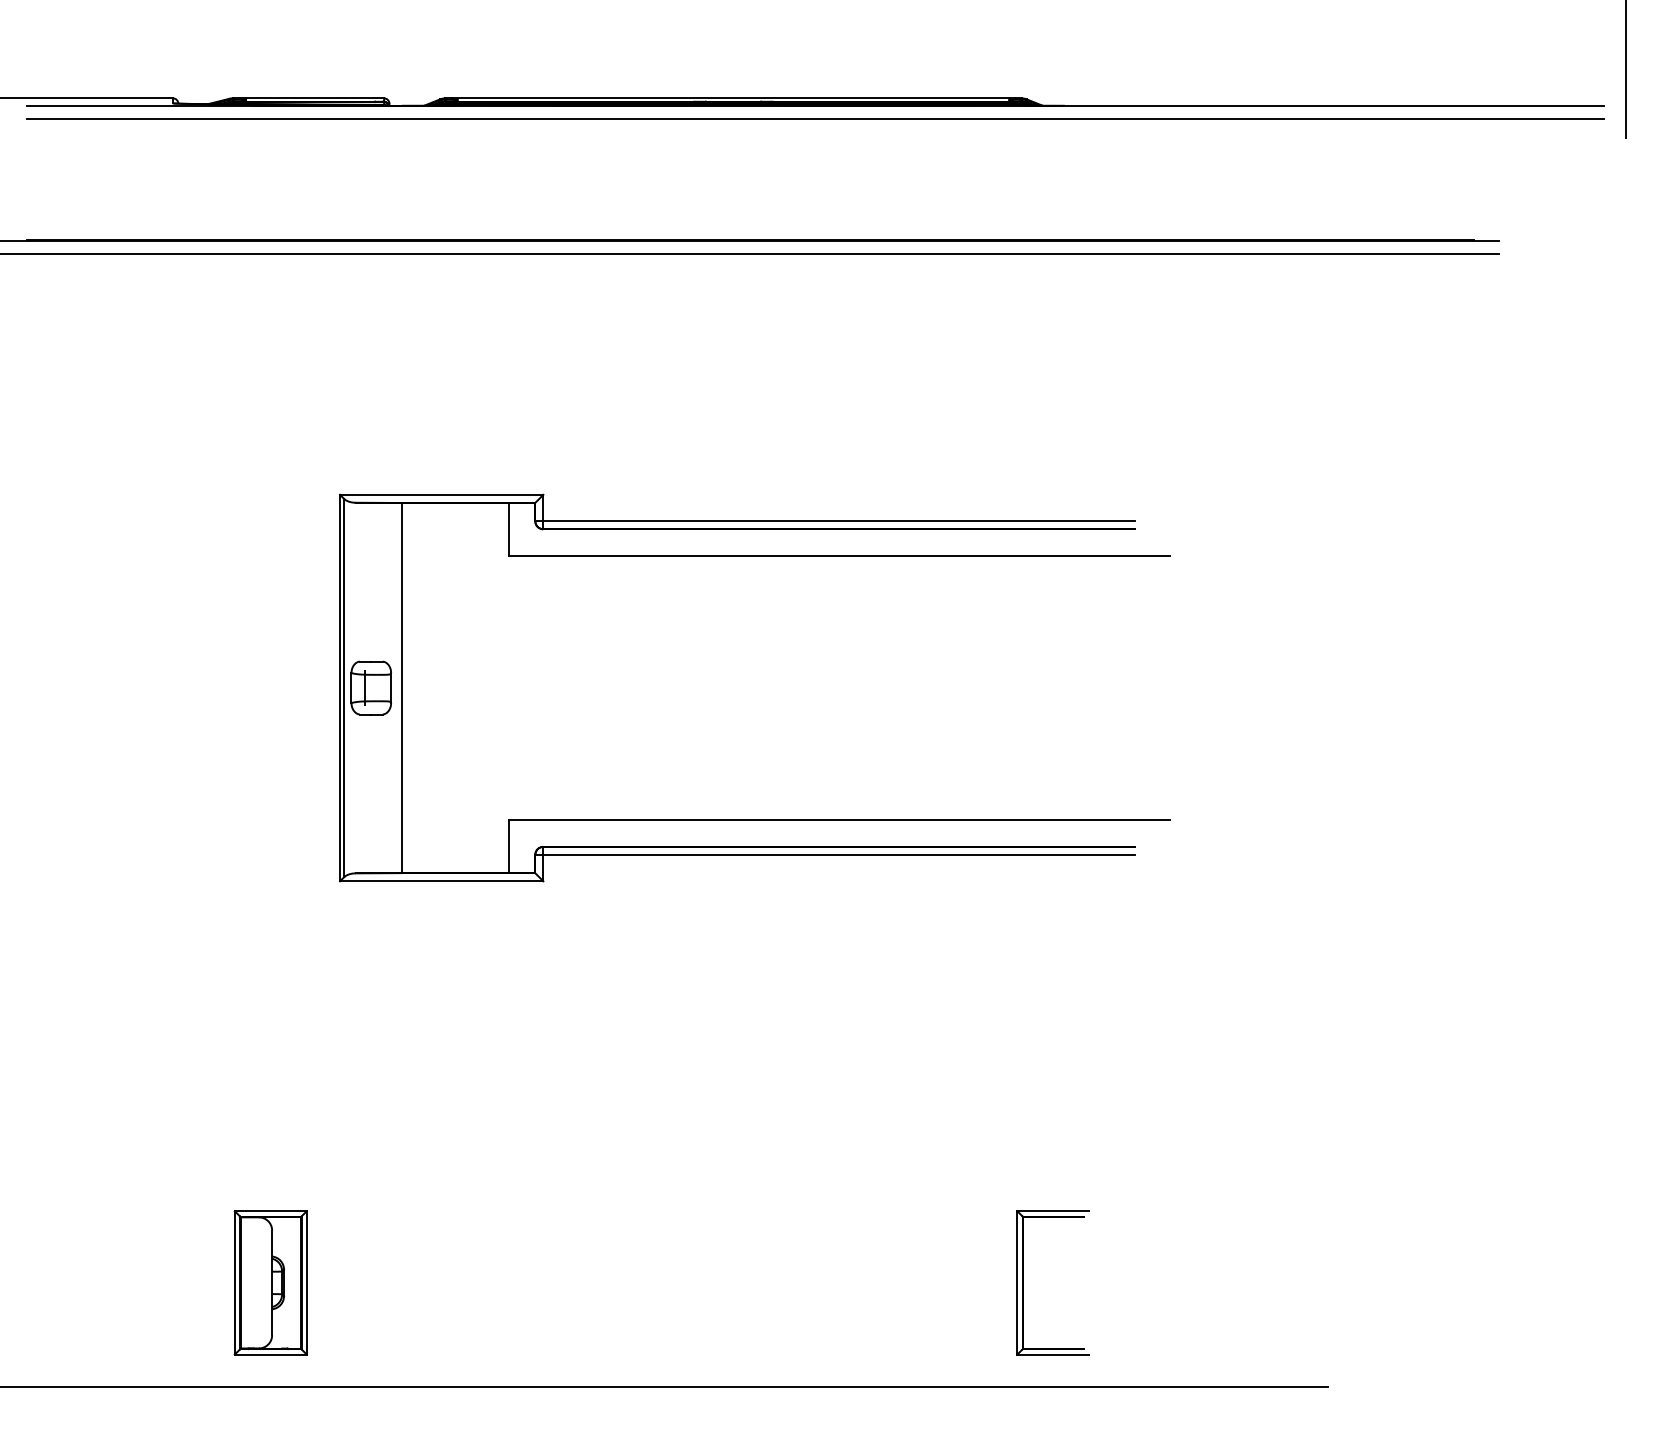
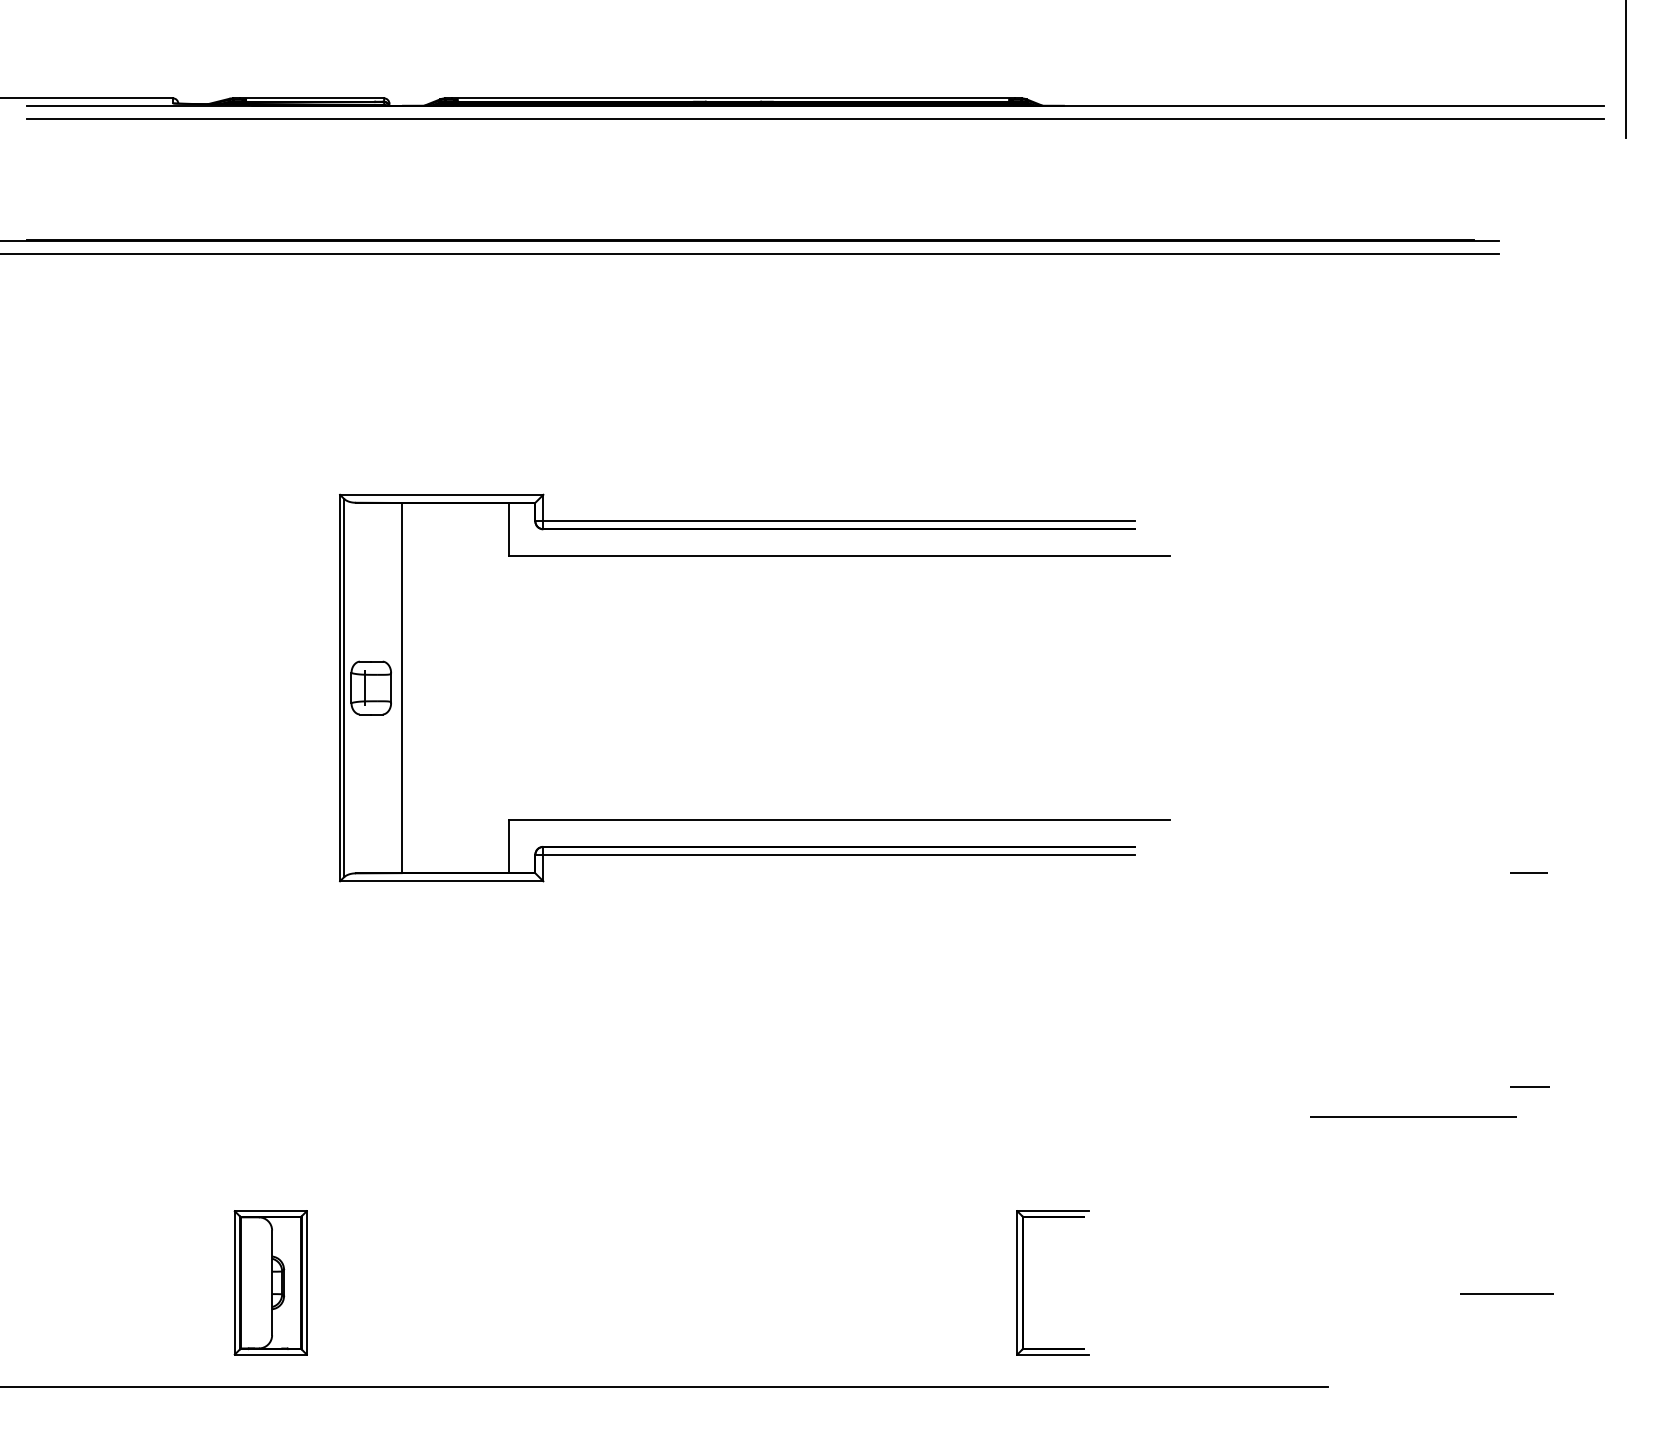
line: none -> present (1529, 873)
line: none -> present (1529, 1086)
line: none -> present (1413, 1117)
line: none -> present (1506, 1293)
